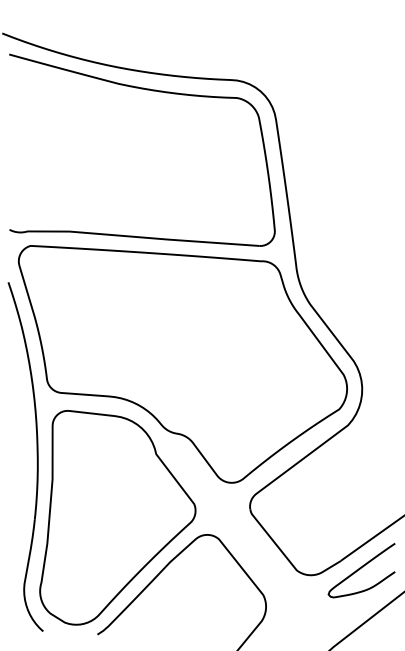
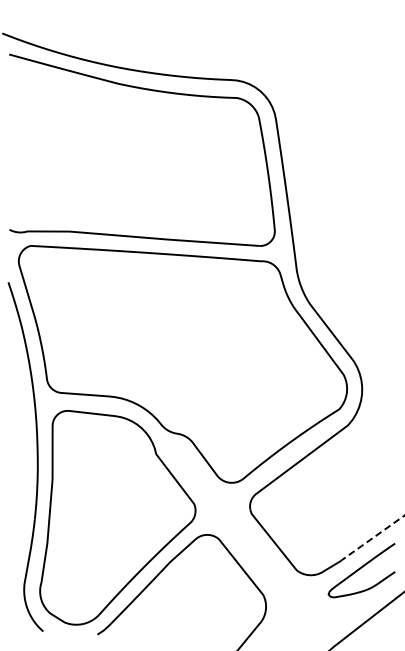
line: solid -> dashed (372, 538)
